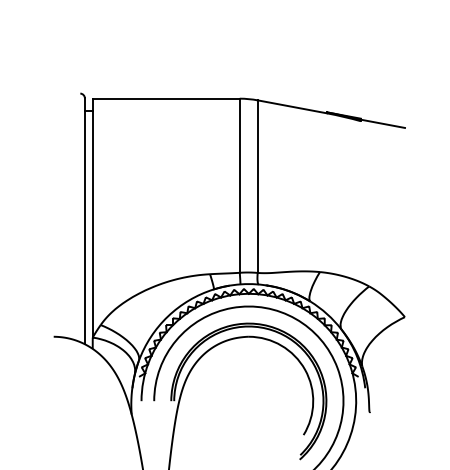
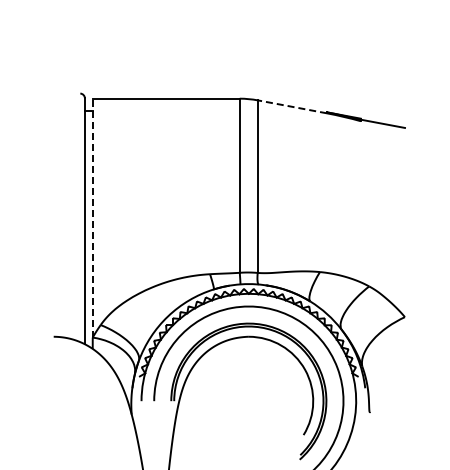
line: solid -> dashed (291, 106)
line: solid -> dashed (92, 217)
